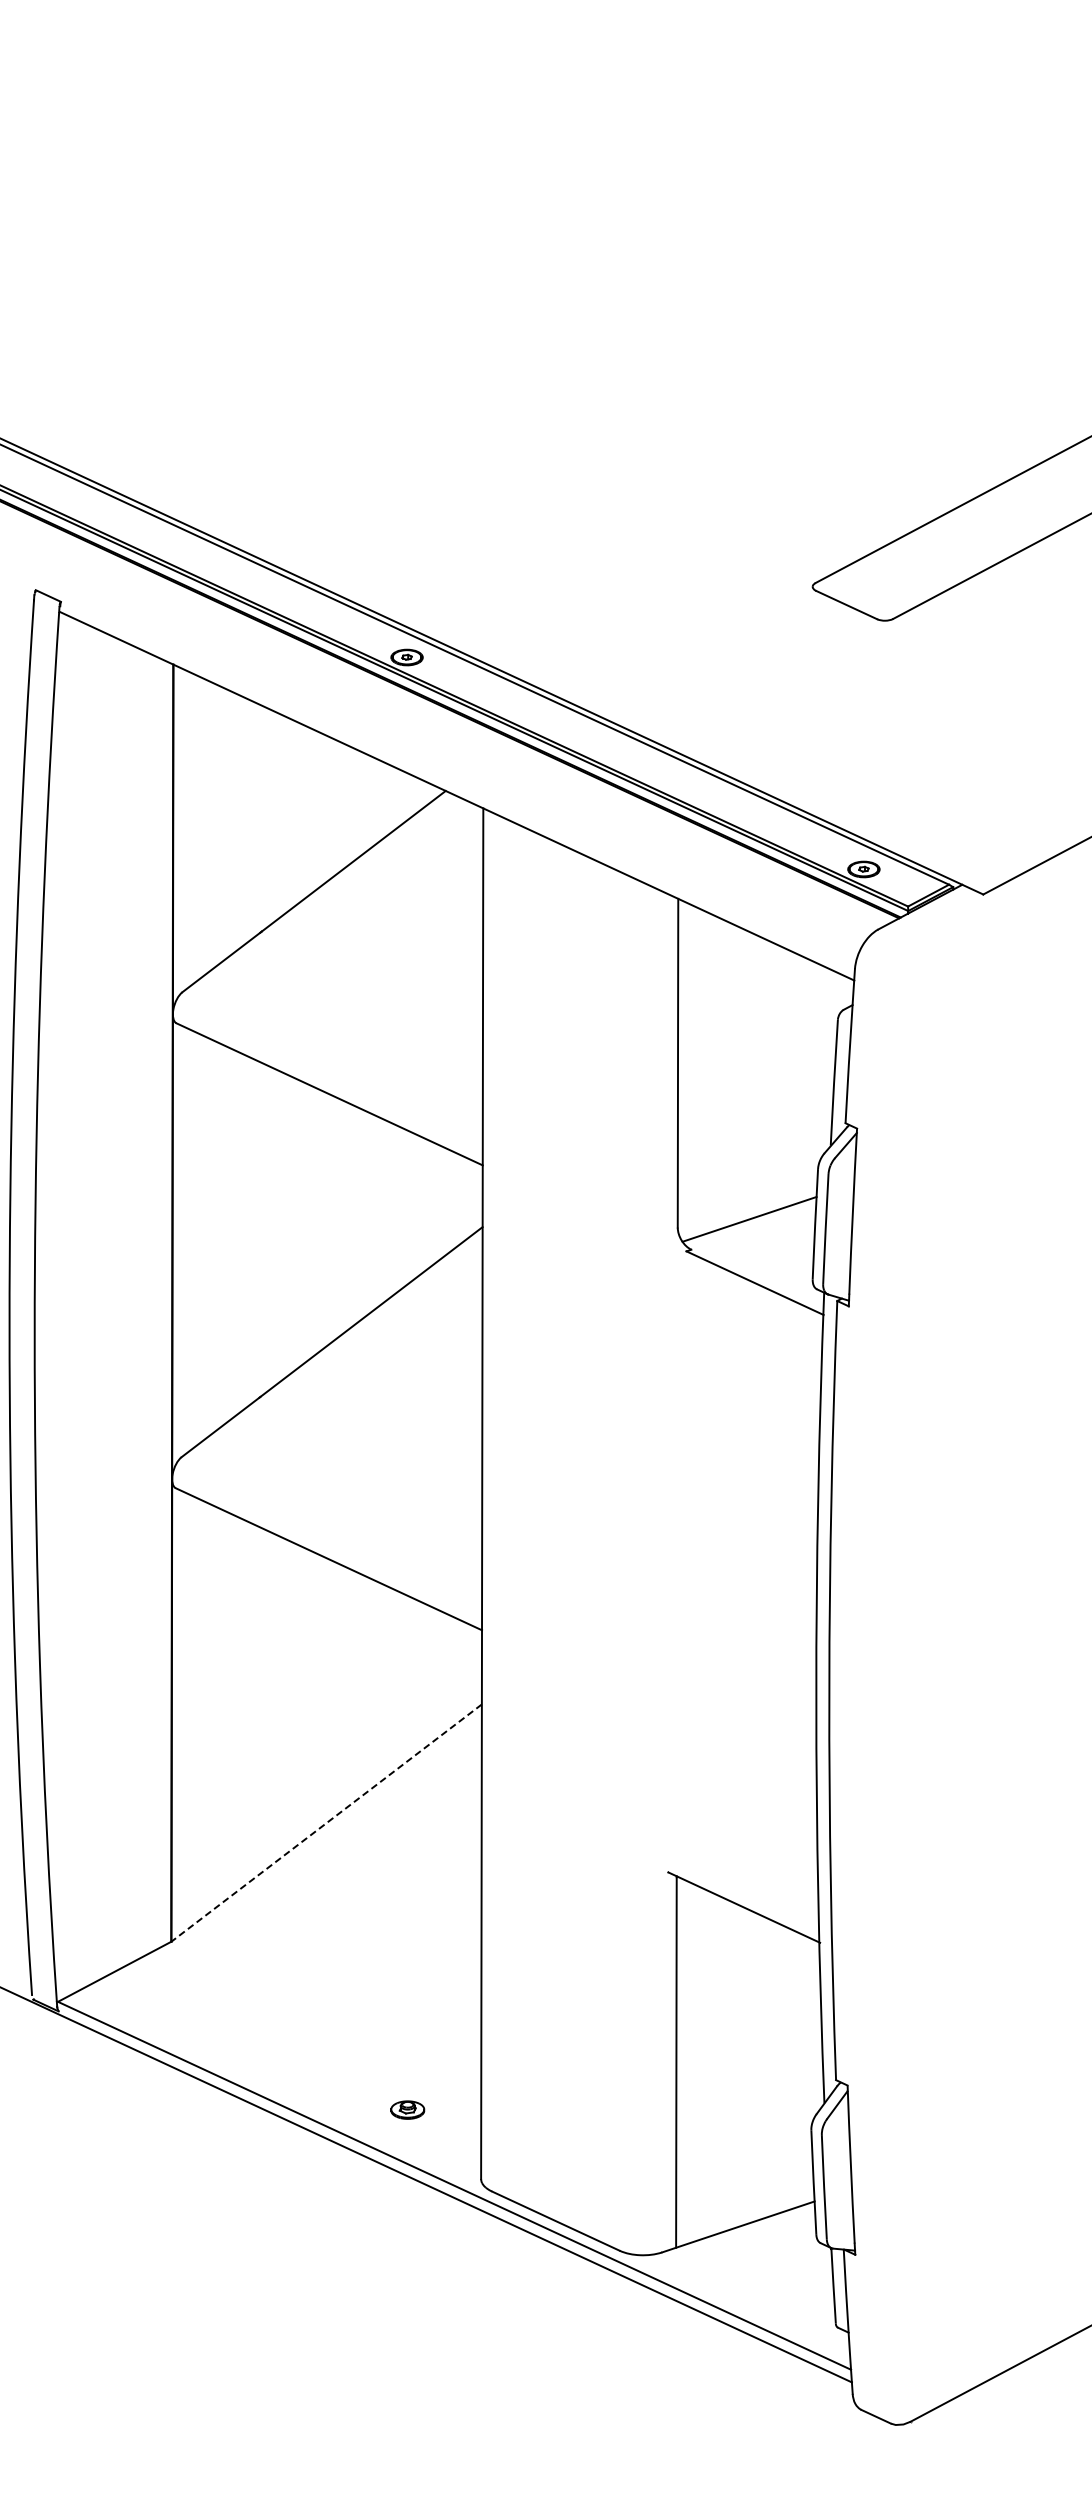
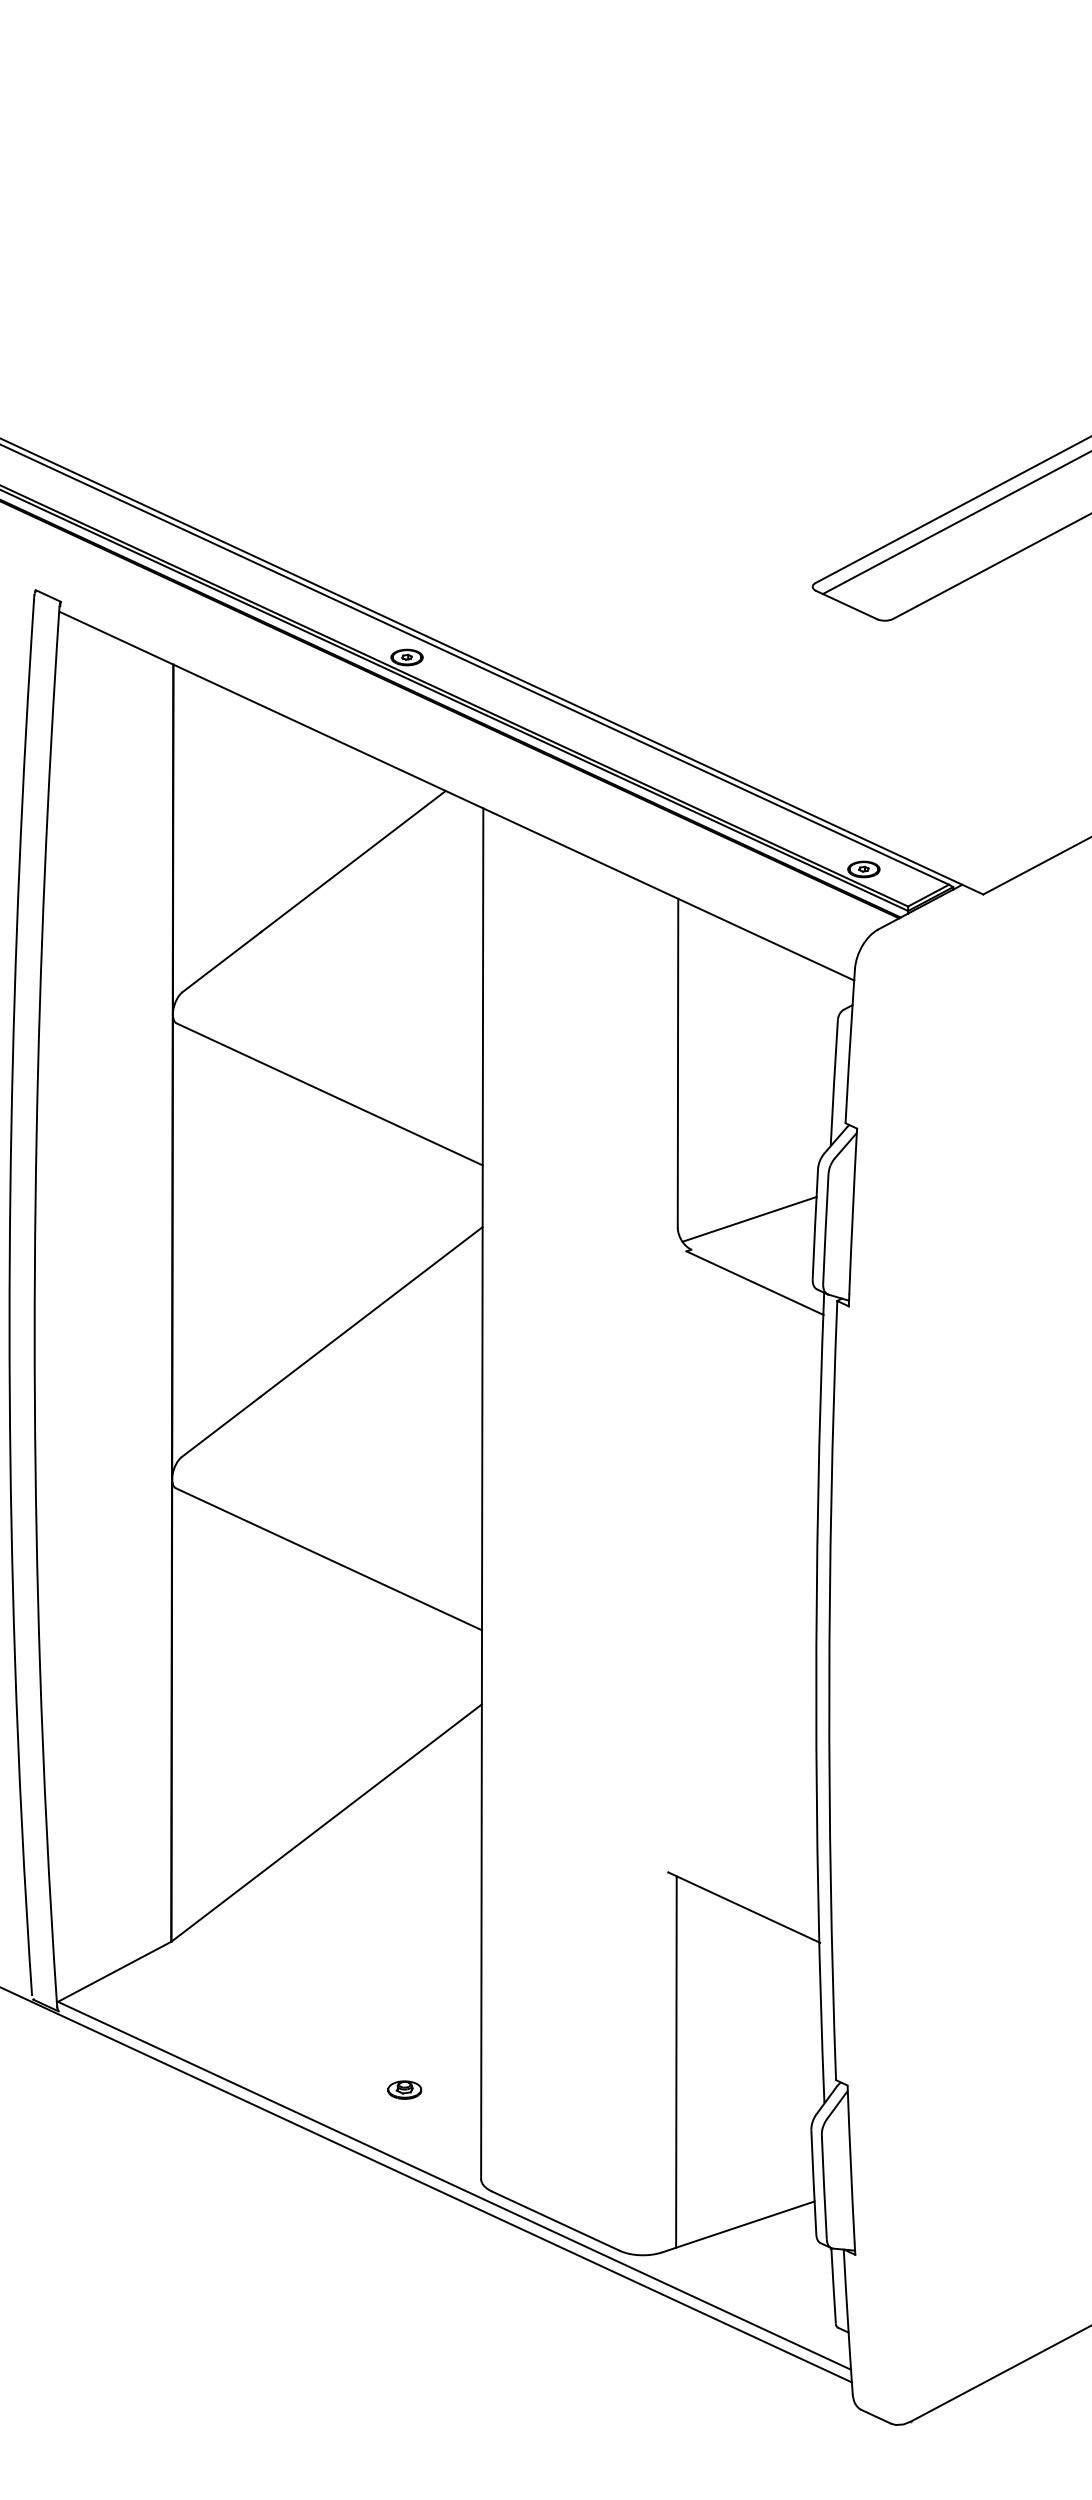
line: none -> present (955, 523)
line: dashed -> solid (326, 1823)
part position: (407, 2109) -> (404, 2089) (404, 2089)
